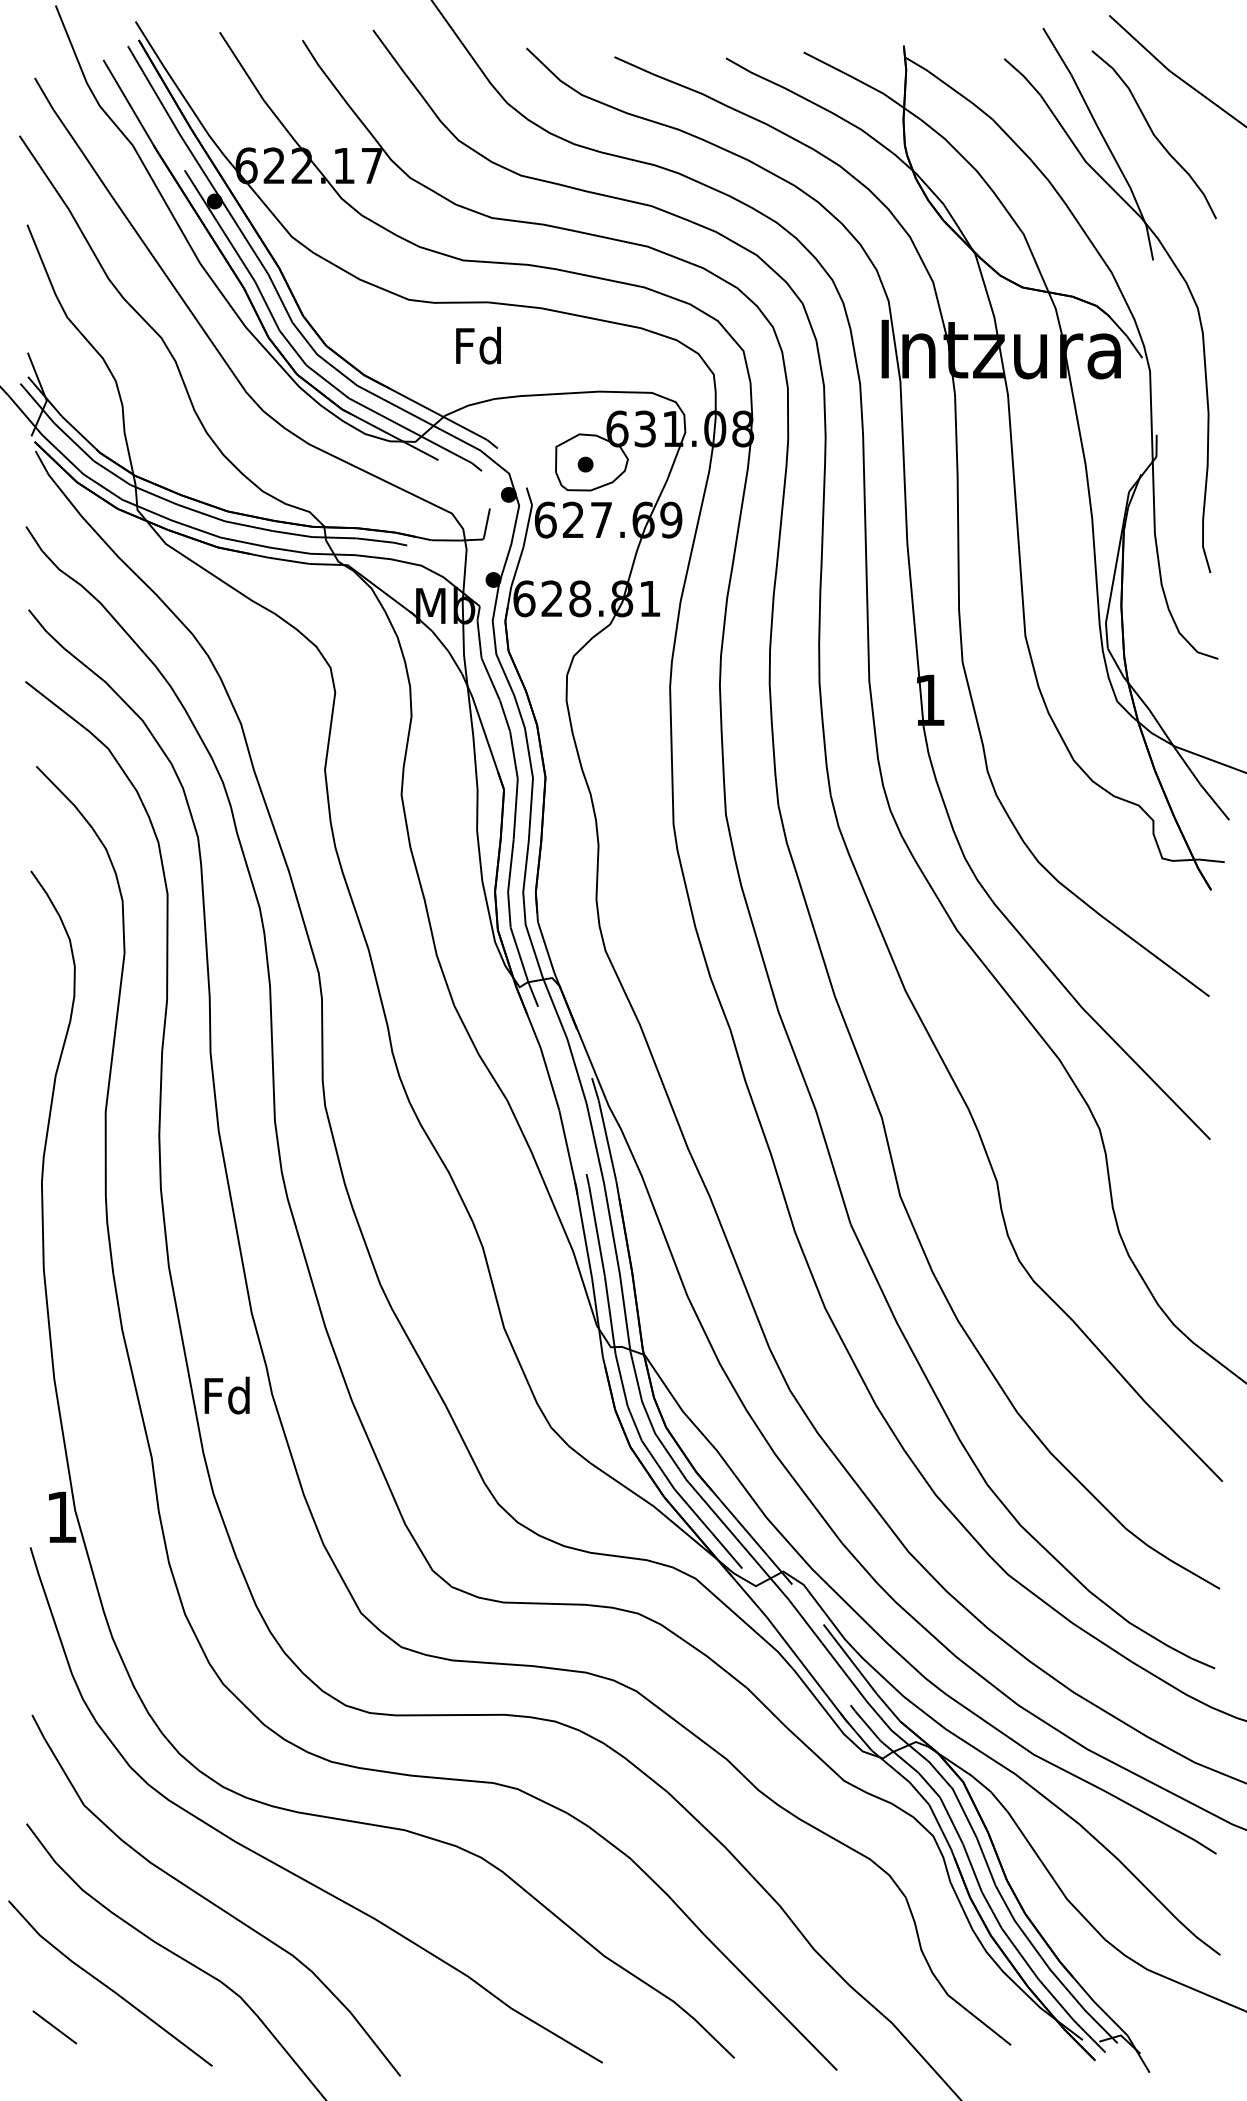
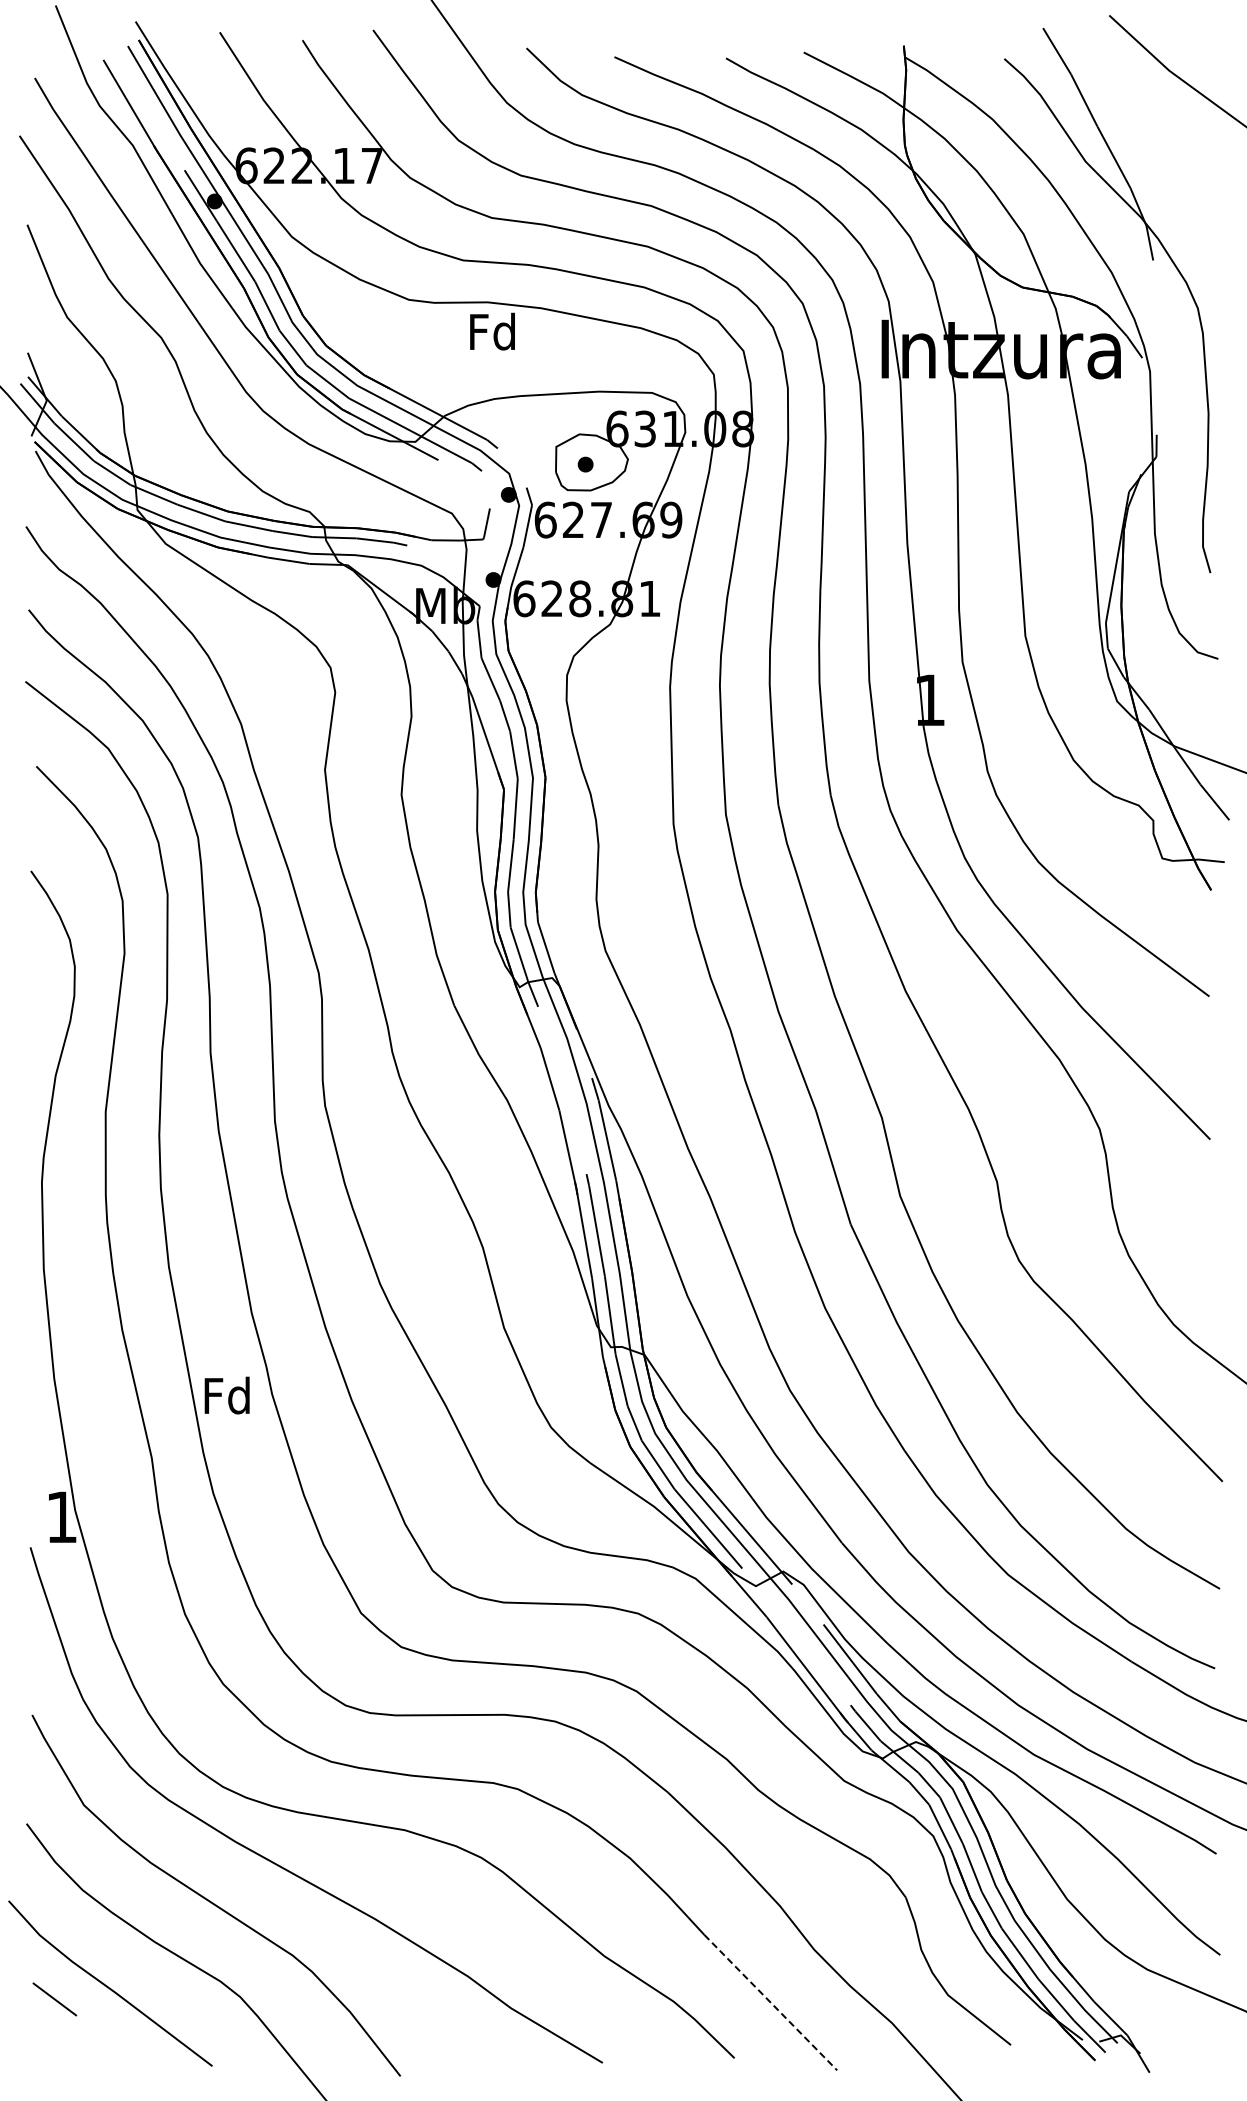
curve: present -> none (1153, 134)
text position: (478, 345) -> (492, 331) (492, 331)
line: solid -> dashed (770, 2002)
line position: (54, 2027) -> (54, 1999) (54, 1999)
